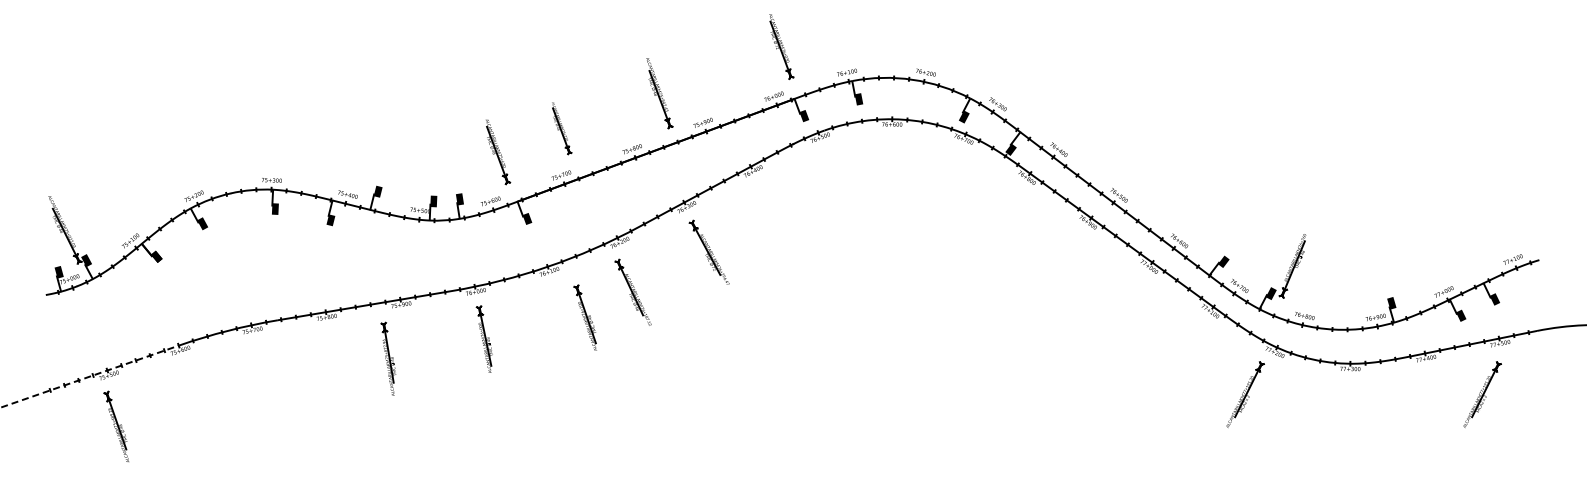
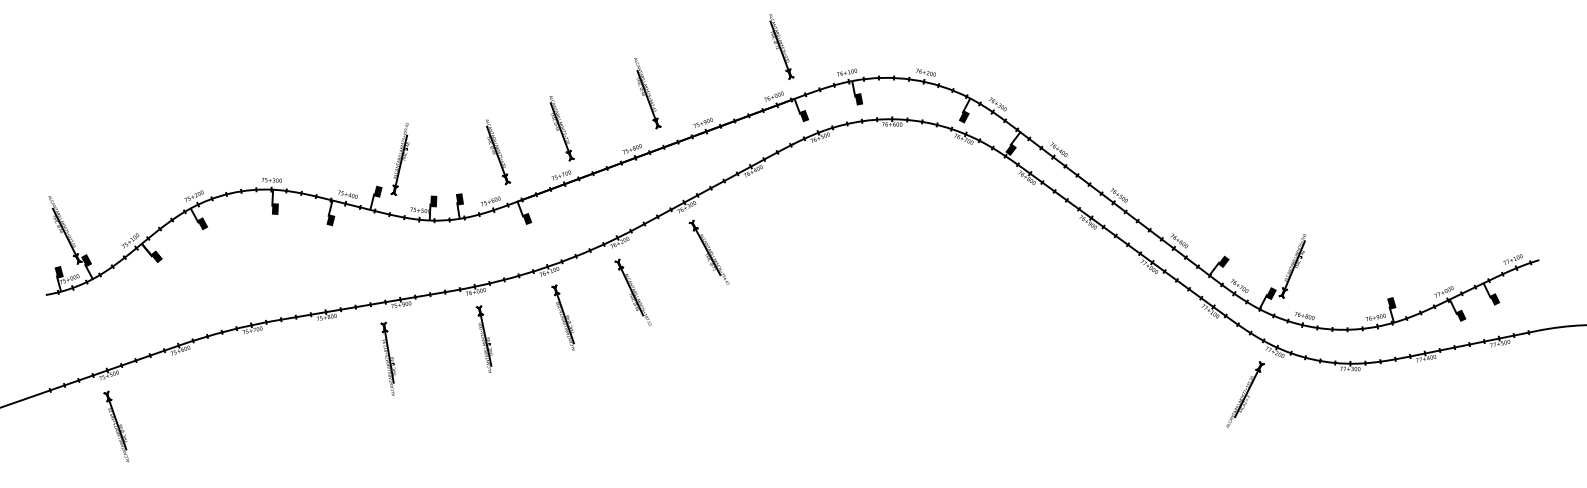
part position: (659, 93) -> (647, 93) (647, 93)
part size: 21x54 px -> 26x66 px (561, 128)
part: none -> present (399, 159)
part position: (584, 317) -> (562, 317) (562, 317)
line: dashed -> solid (89, 376)
part: present -> none (1482, 394)
